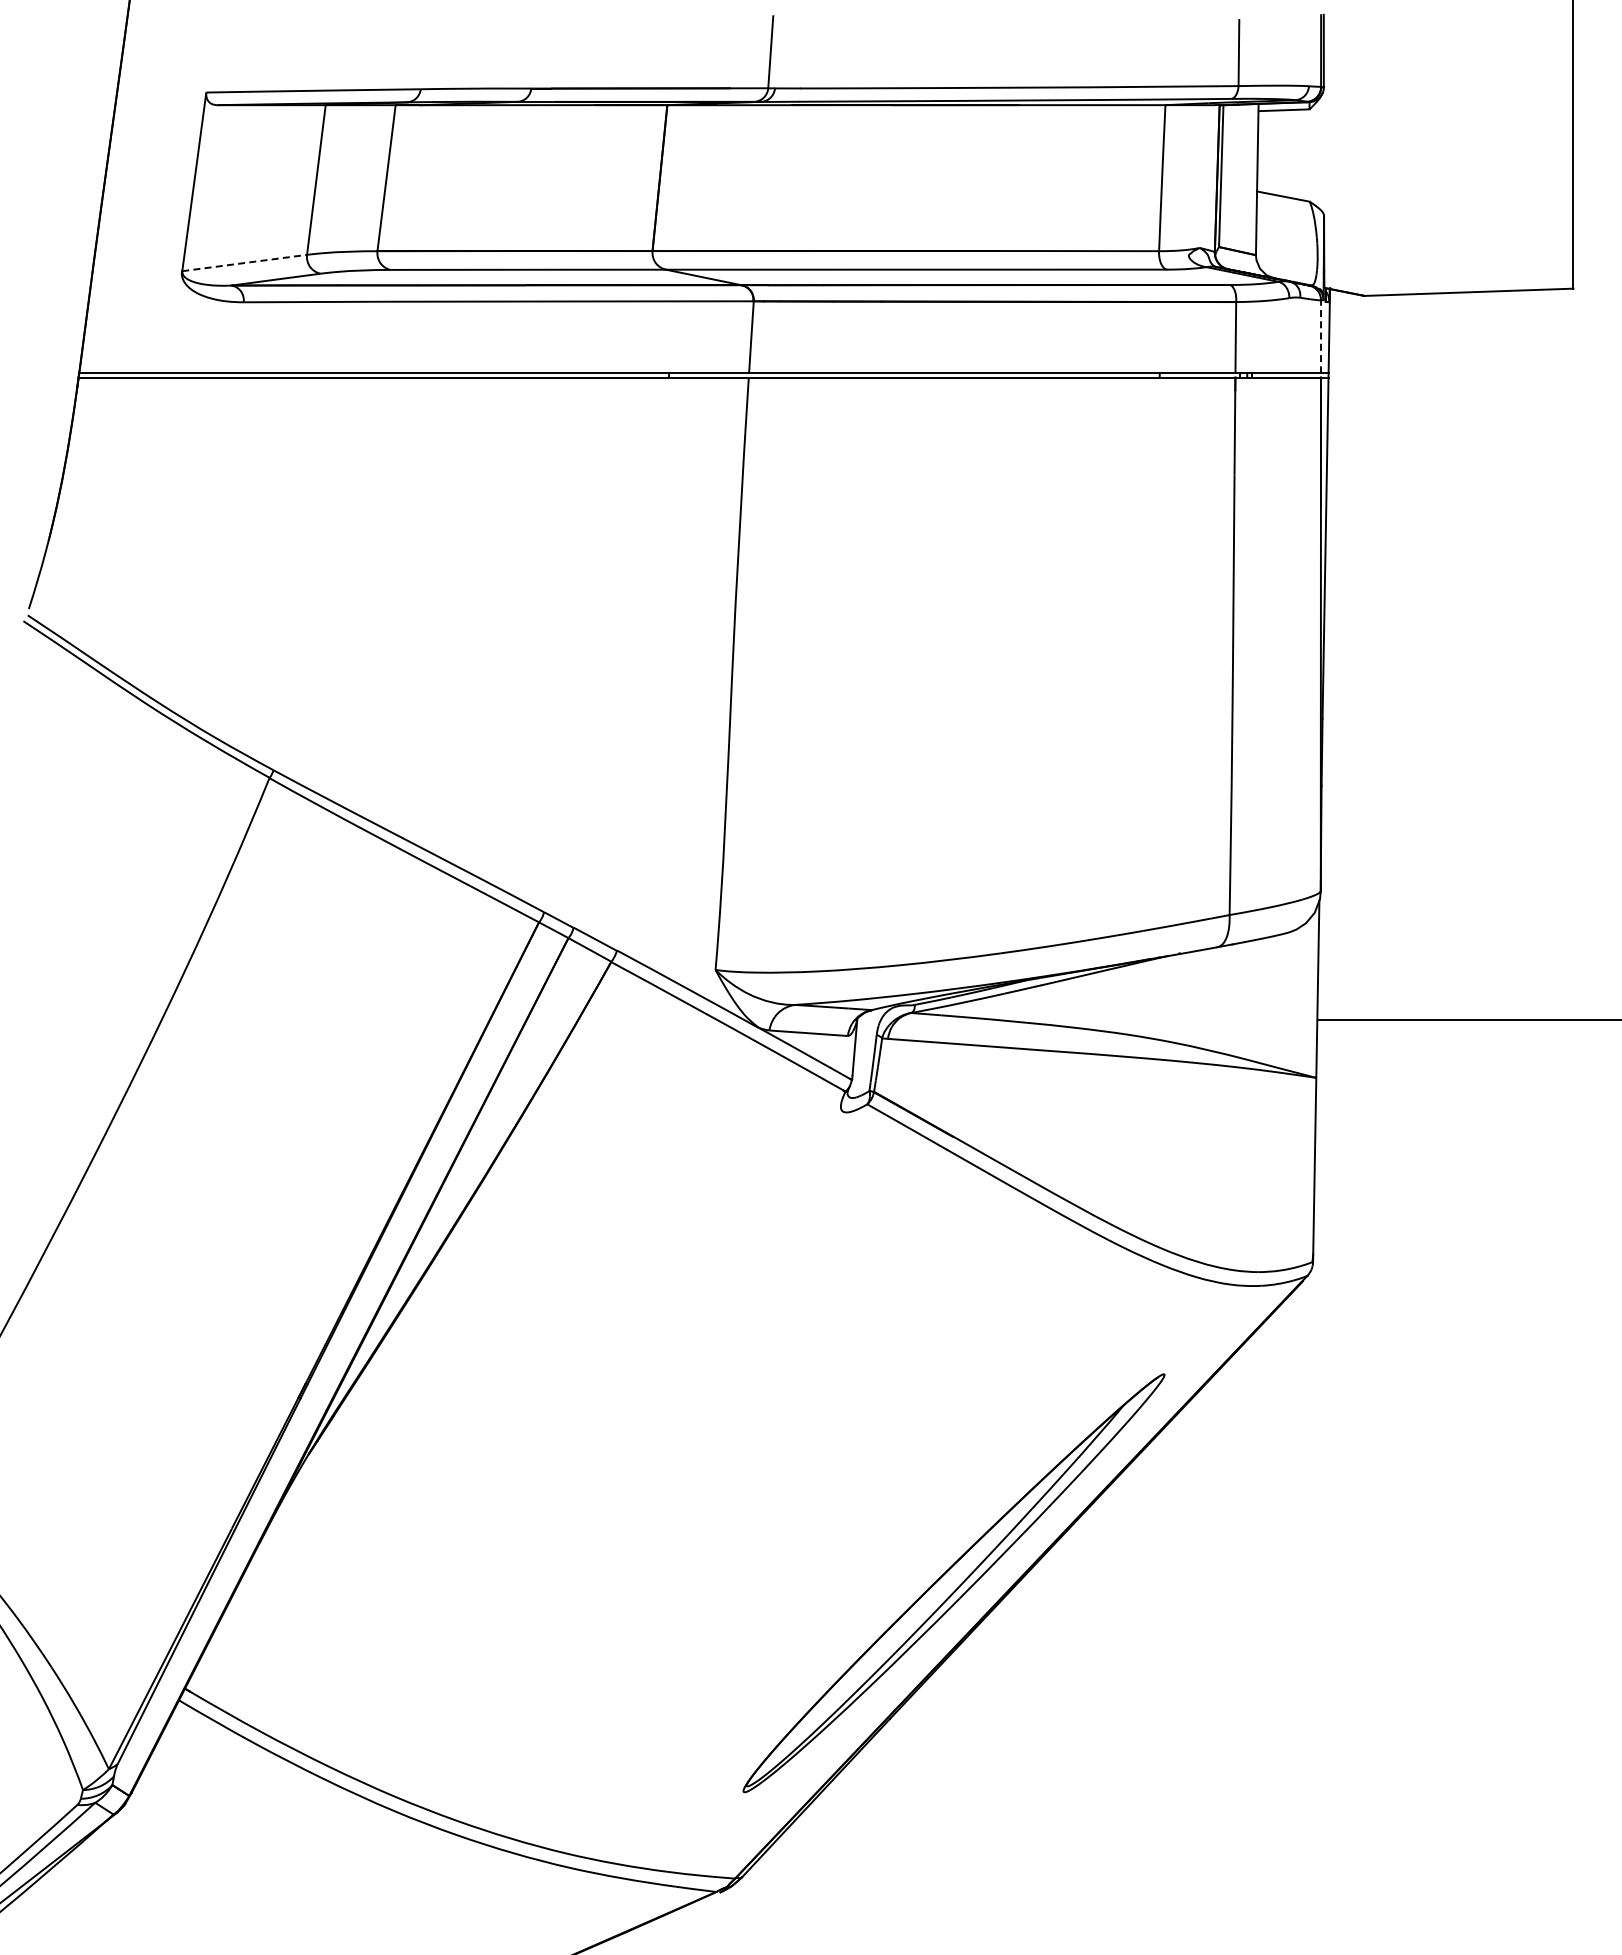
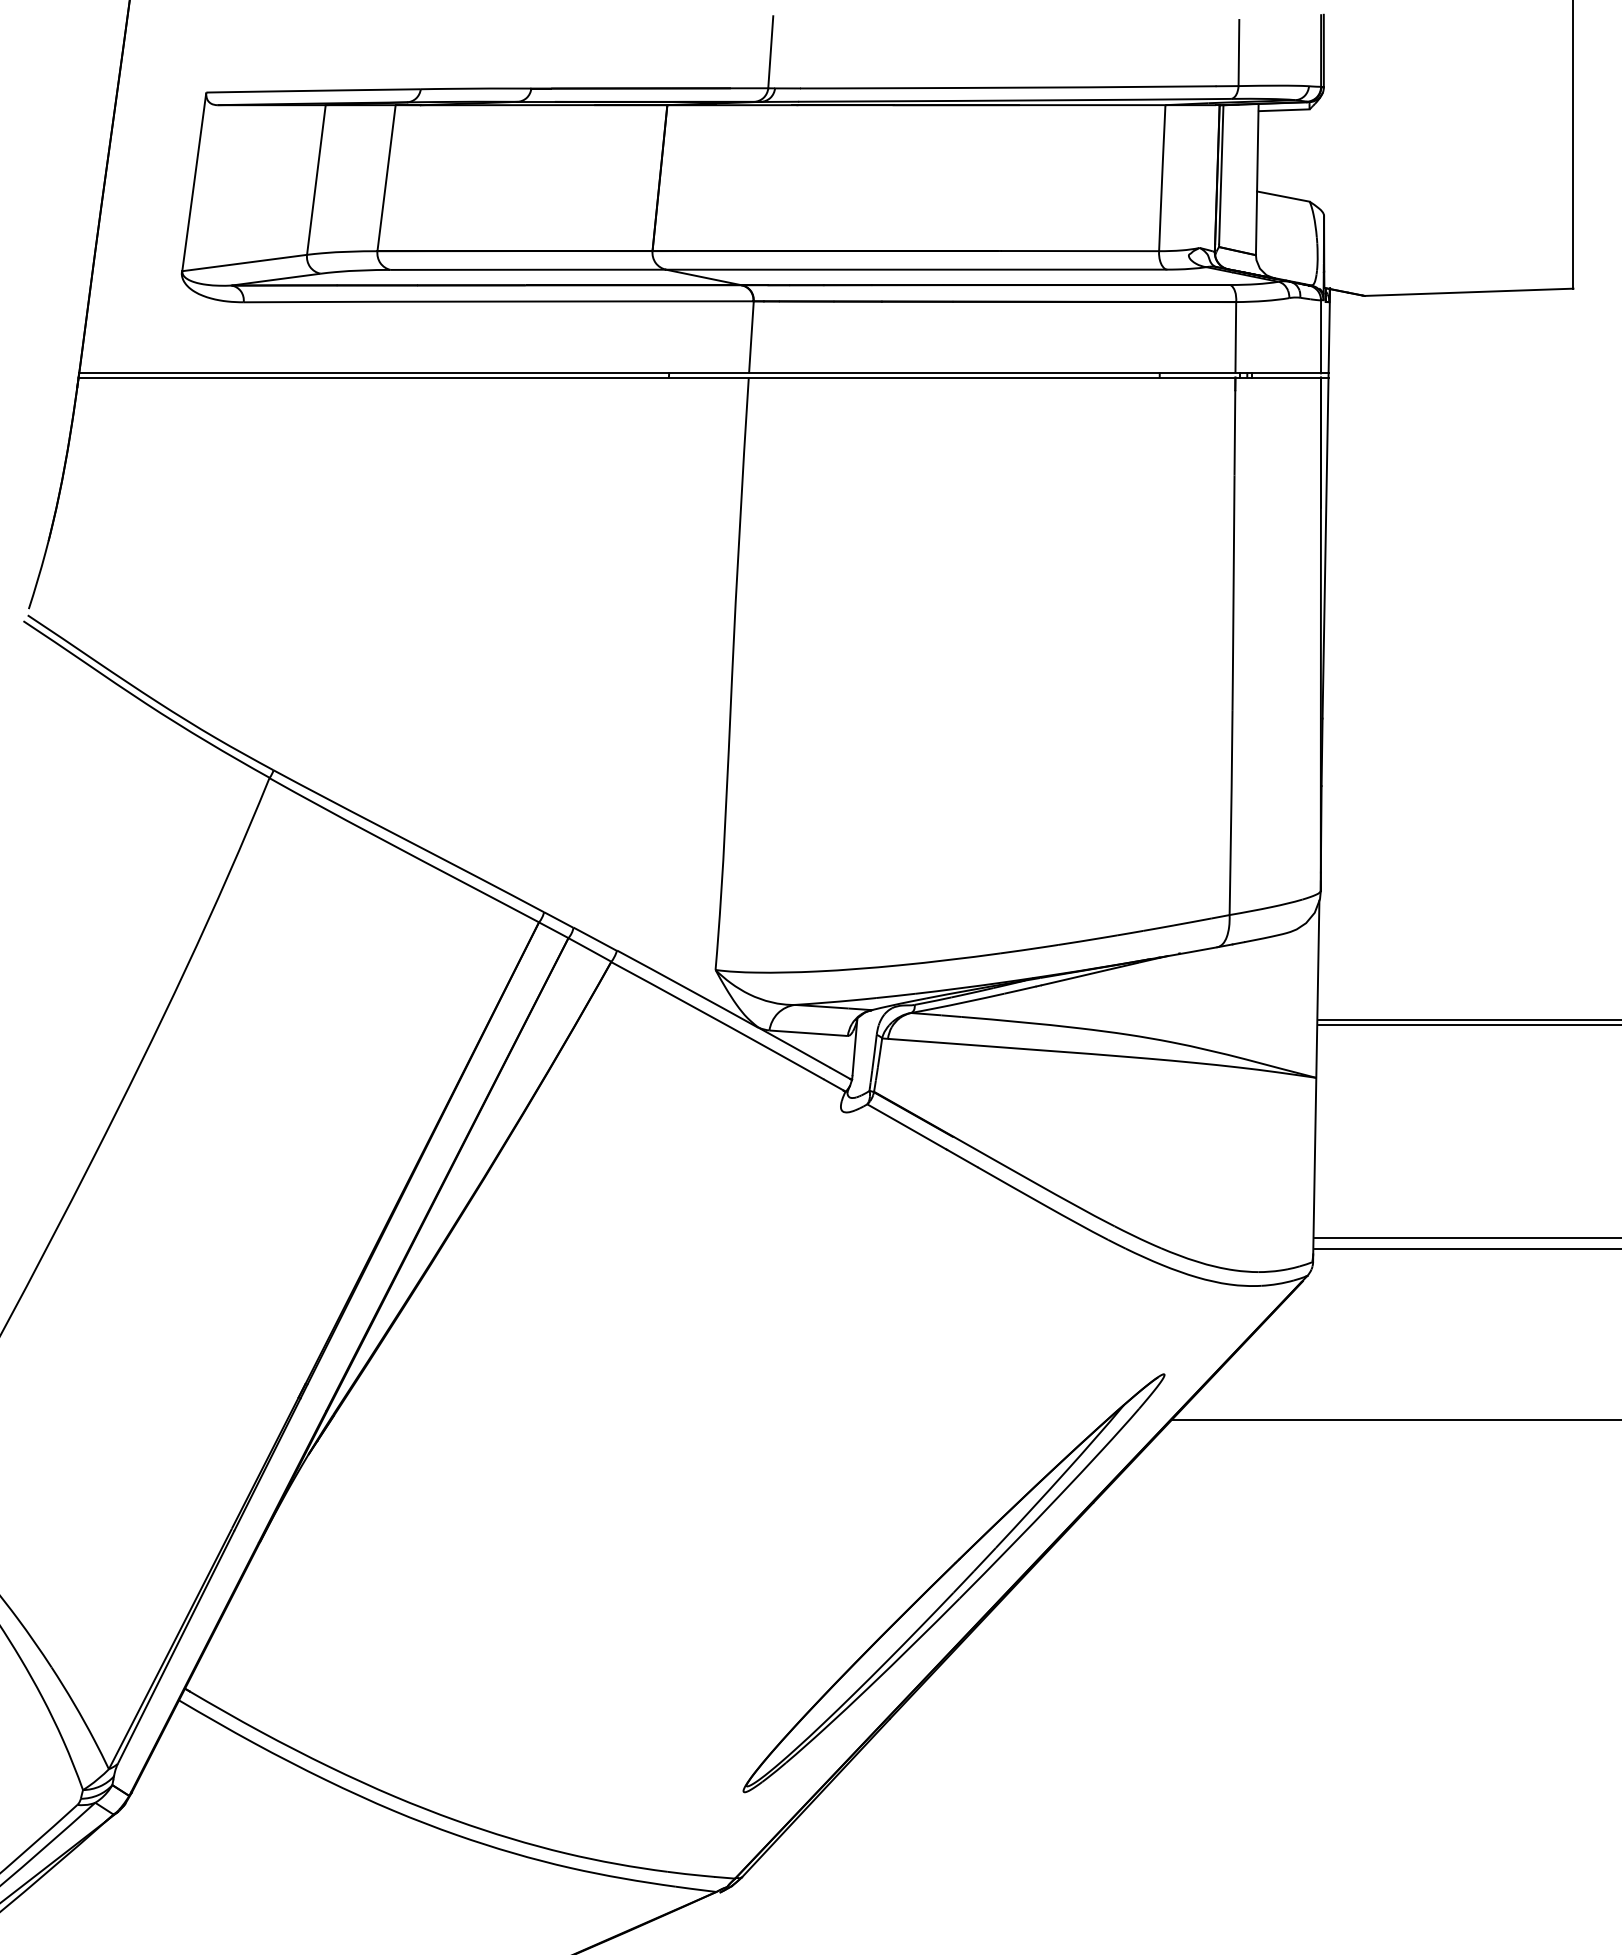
line: dashed -> solid (244, 263)
line: dashed -> solid (1321, 336)
line: none -> present (1468, 1024)
line: none -> present (1466, 1238)
line: none -> present (1466, 1248)
line: none -> present (1395, 1419)
